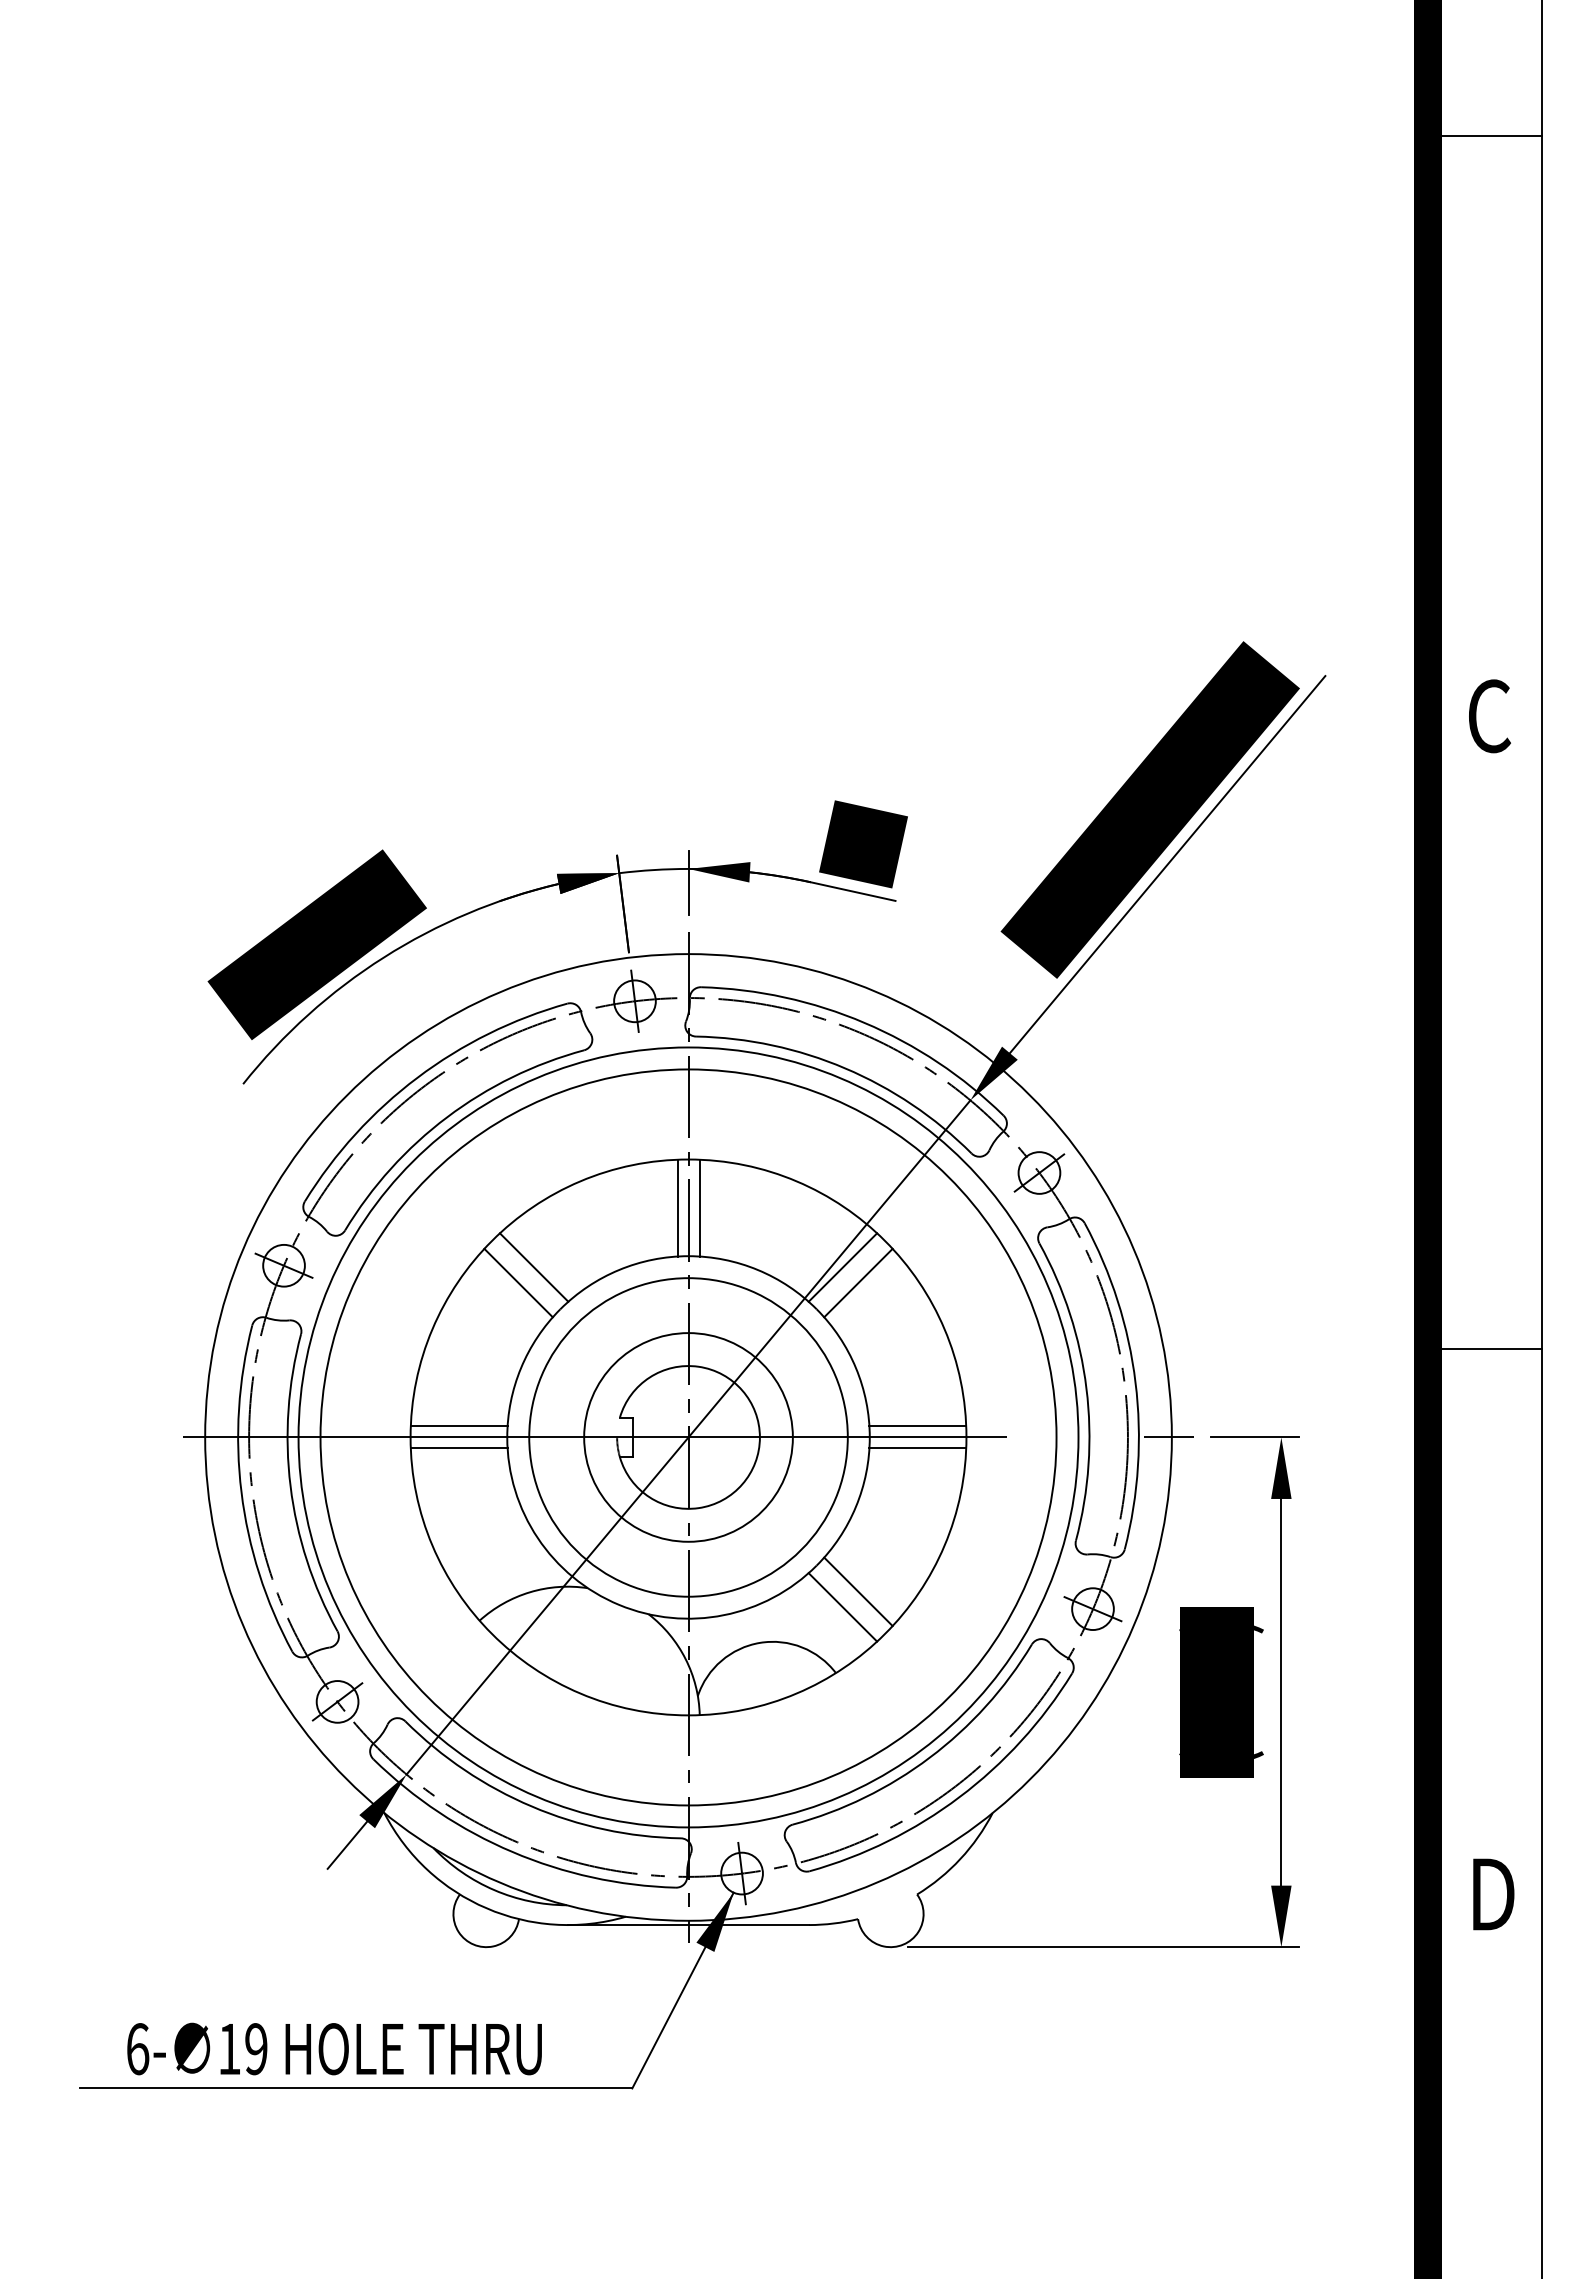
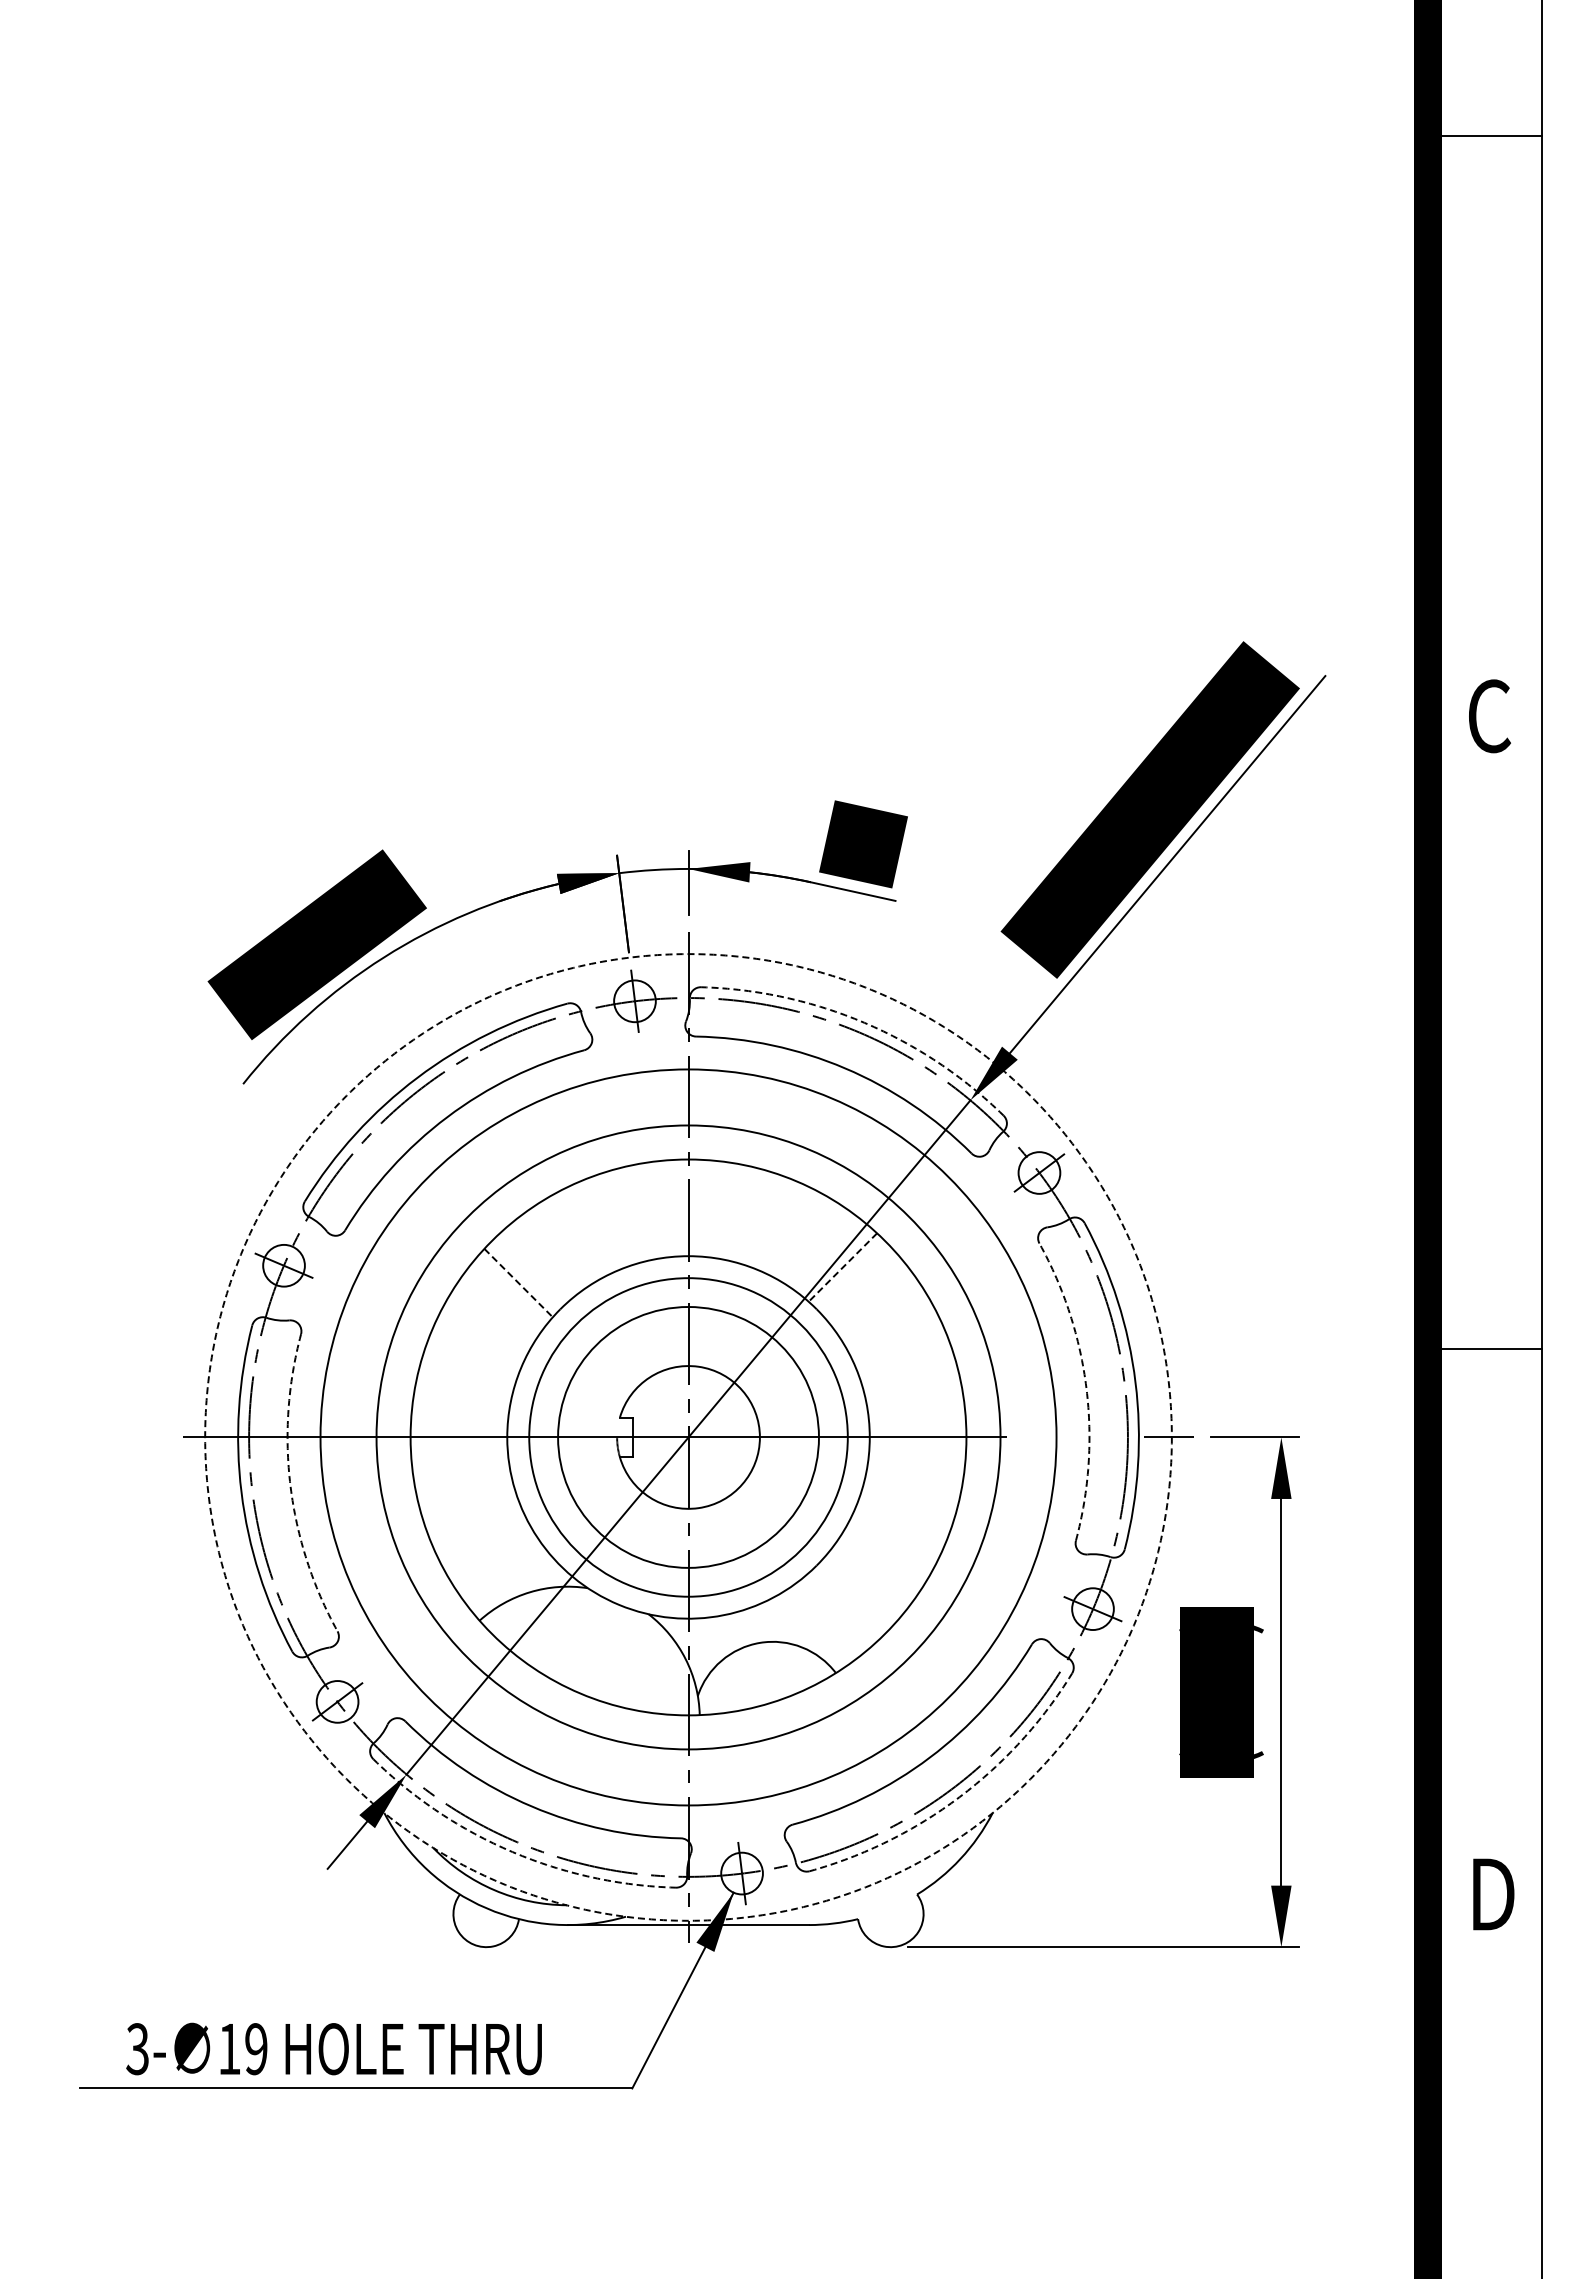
arc: solid -> dashed (864, 1022)
line: present -> none (677, 1207)
line: present -> none (699, 1207)
line: present -> none (533, 1267)
line: solid -> dashed (842, 1267)
line: present -> none (858, 1282)
line: solid -> dashed (518, 1283)
arc: solid -> dashed (1086, 1388)
line: present -> none (458, 1426)
line: present -> none (917, 1426)
circle diameter: 209 px -> 261 px (688, 1437)
circle diameter: 780 px -> 624 px (688, 1437)
circle: solid -> dashed (688, 1437)
line: present -> none (458, 1448)
line: present -> none (917, 1448)
arc: solid -> dashed (290, 1486)
line: present -> none (858, 1591)
line: present -> none (842, 1607)
arc: solid -> dashed (959, 1797)
arc: solid -> dashed (512, 1852)
text: 6- -> 3- (137, 2049)
